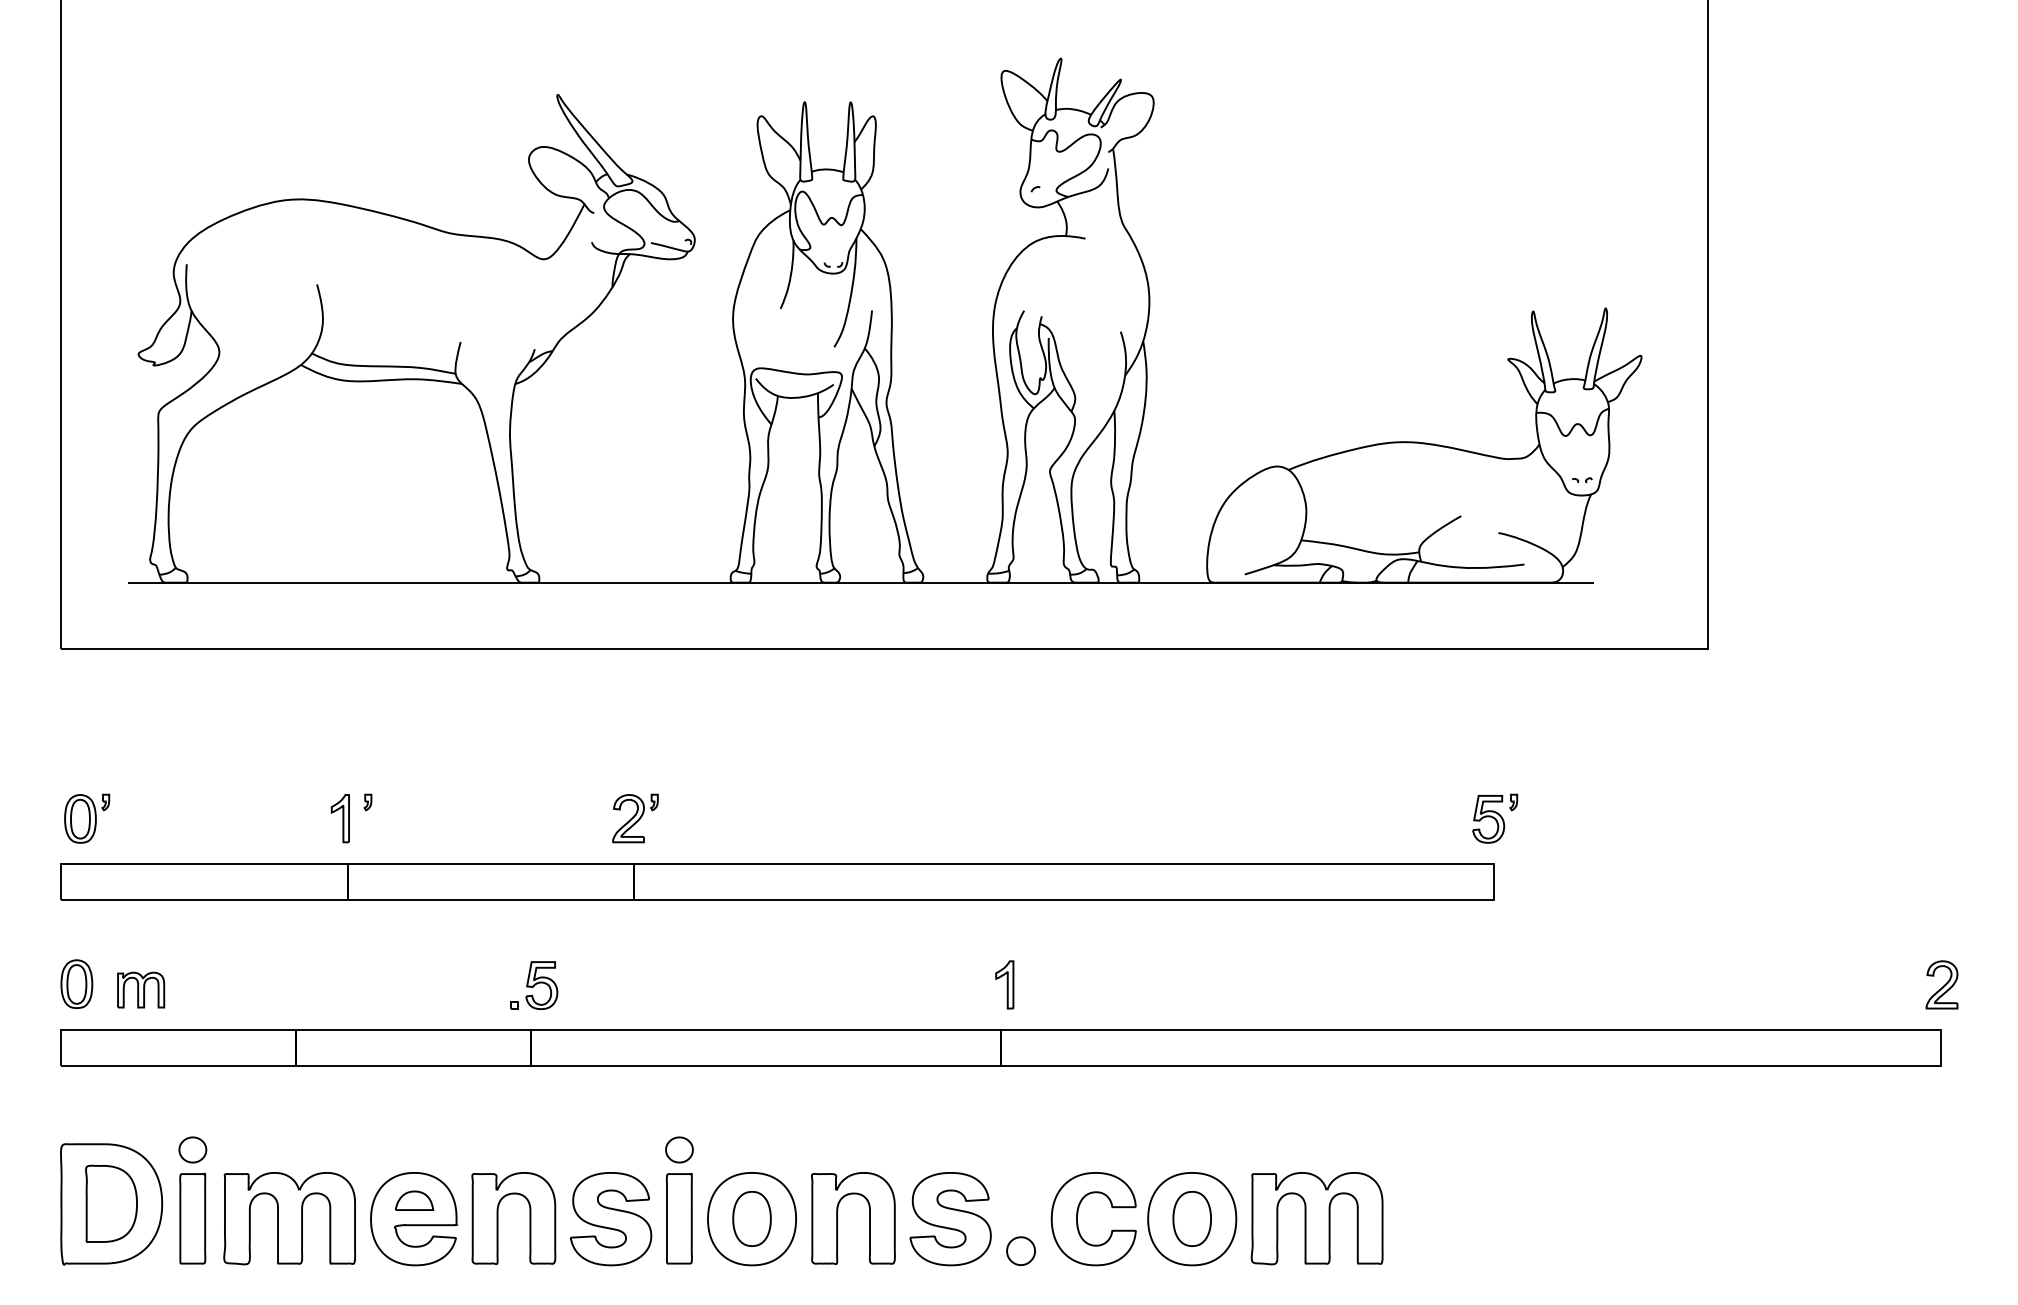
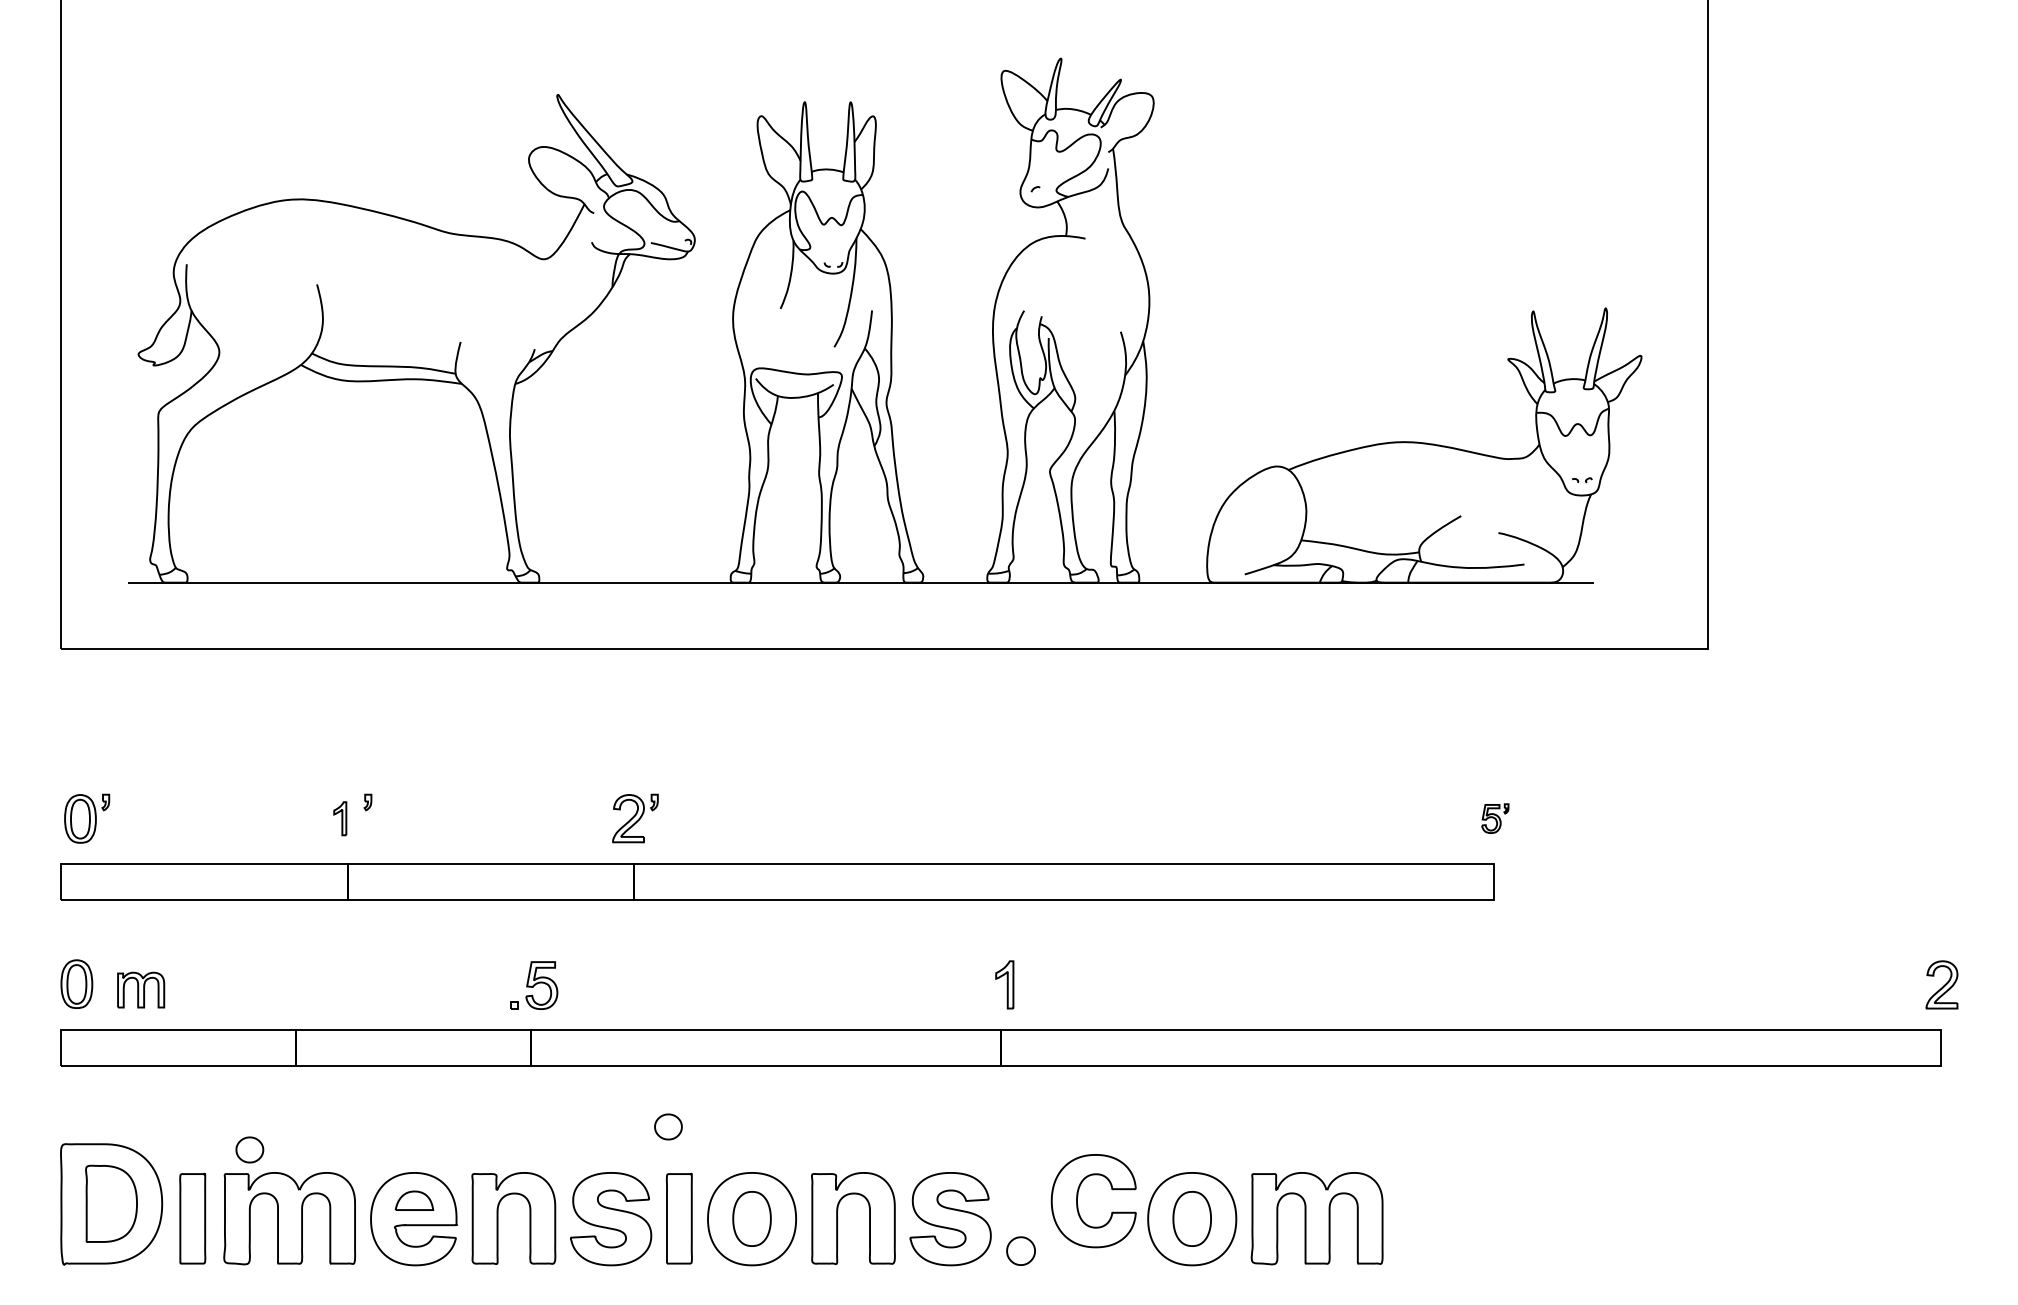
part size: 20x50 px -> 15x36 px (340, 818)
part size: 47x51 px -> 29x31 px (1495, 818)
part position: (192, 1149) -> (249, 1149) (249, 1149)
part position: (679, 1149) -> (668, 1126) (668, 1126)
part position: (1078, 1223) -> (1078, 1205) (1078, 1205)
